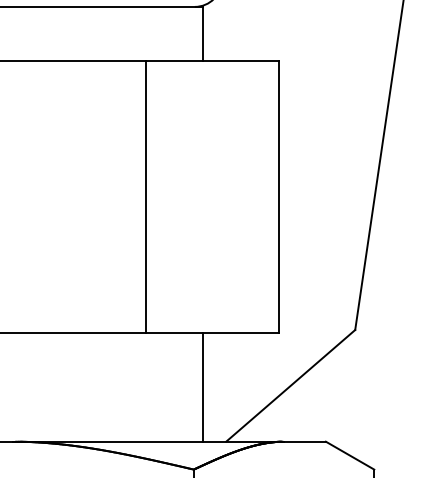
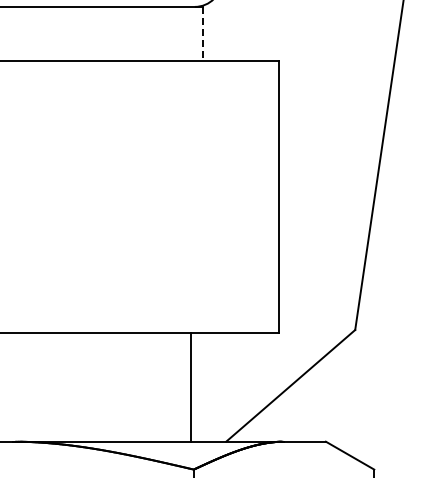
line: solid -> dashed (202, 34)
line: present -> none (146, 197)
line position: (202, 387) -> (190, 387) (190, 387)
